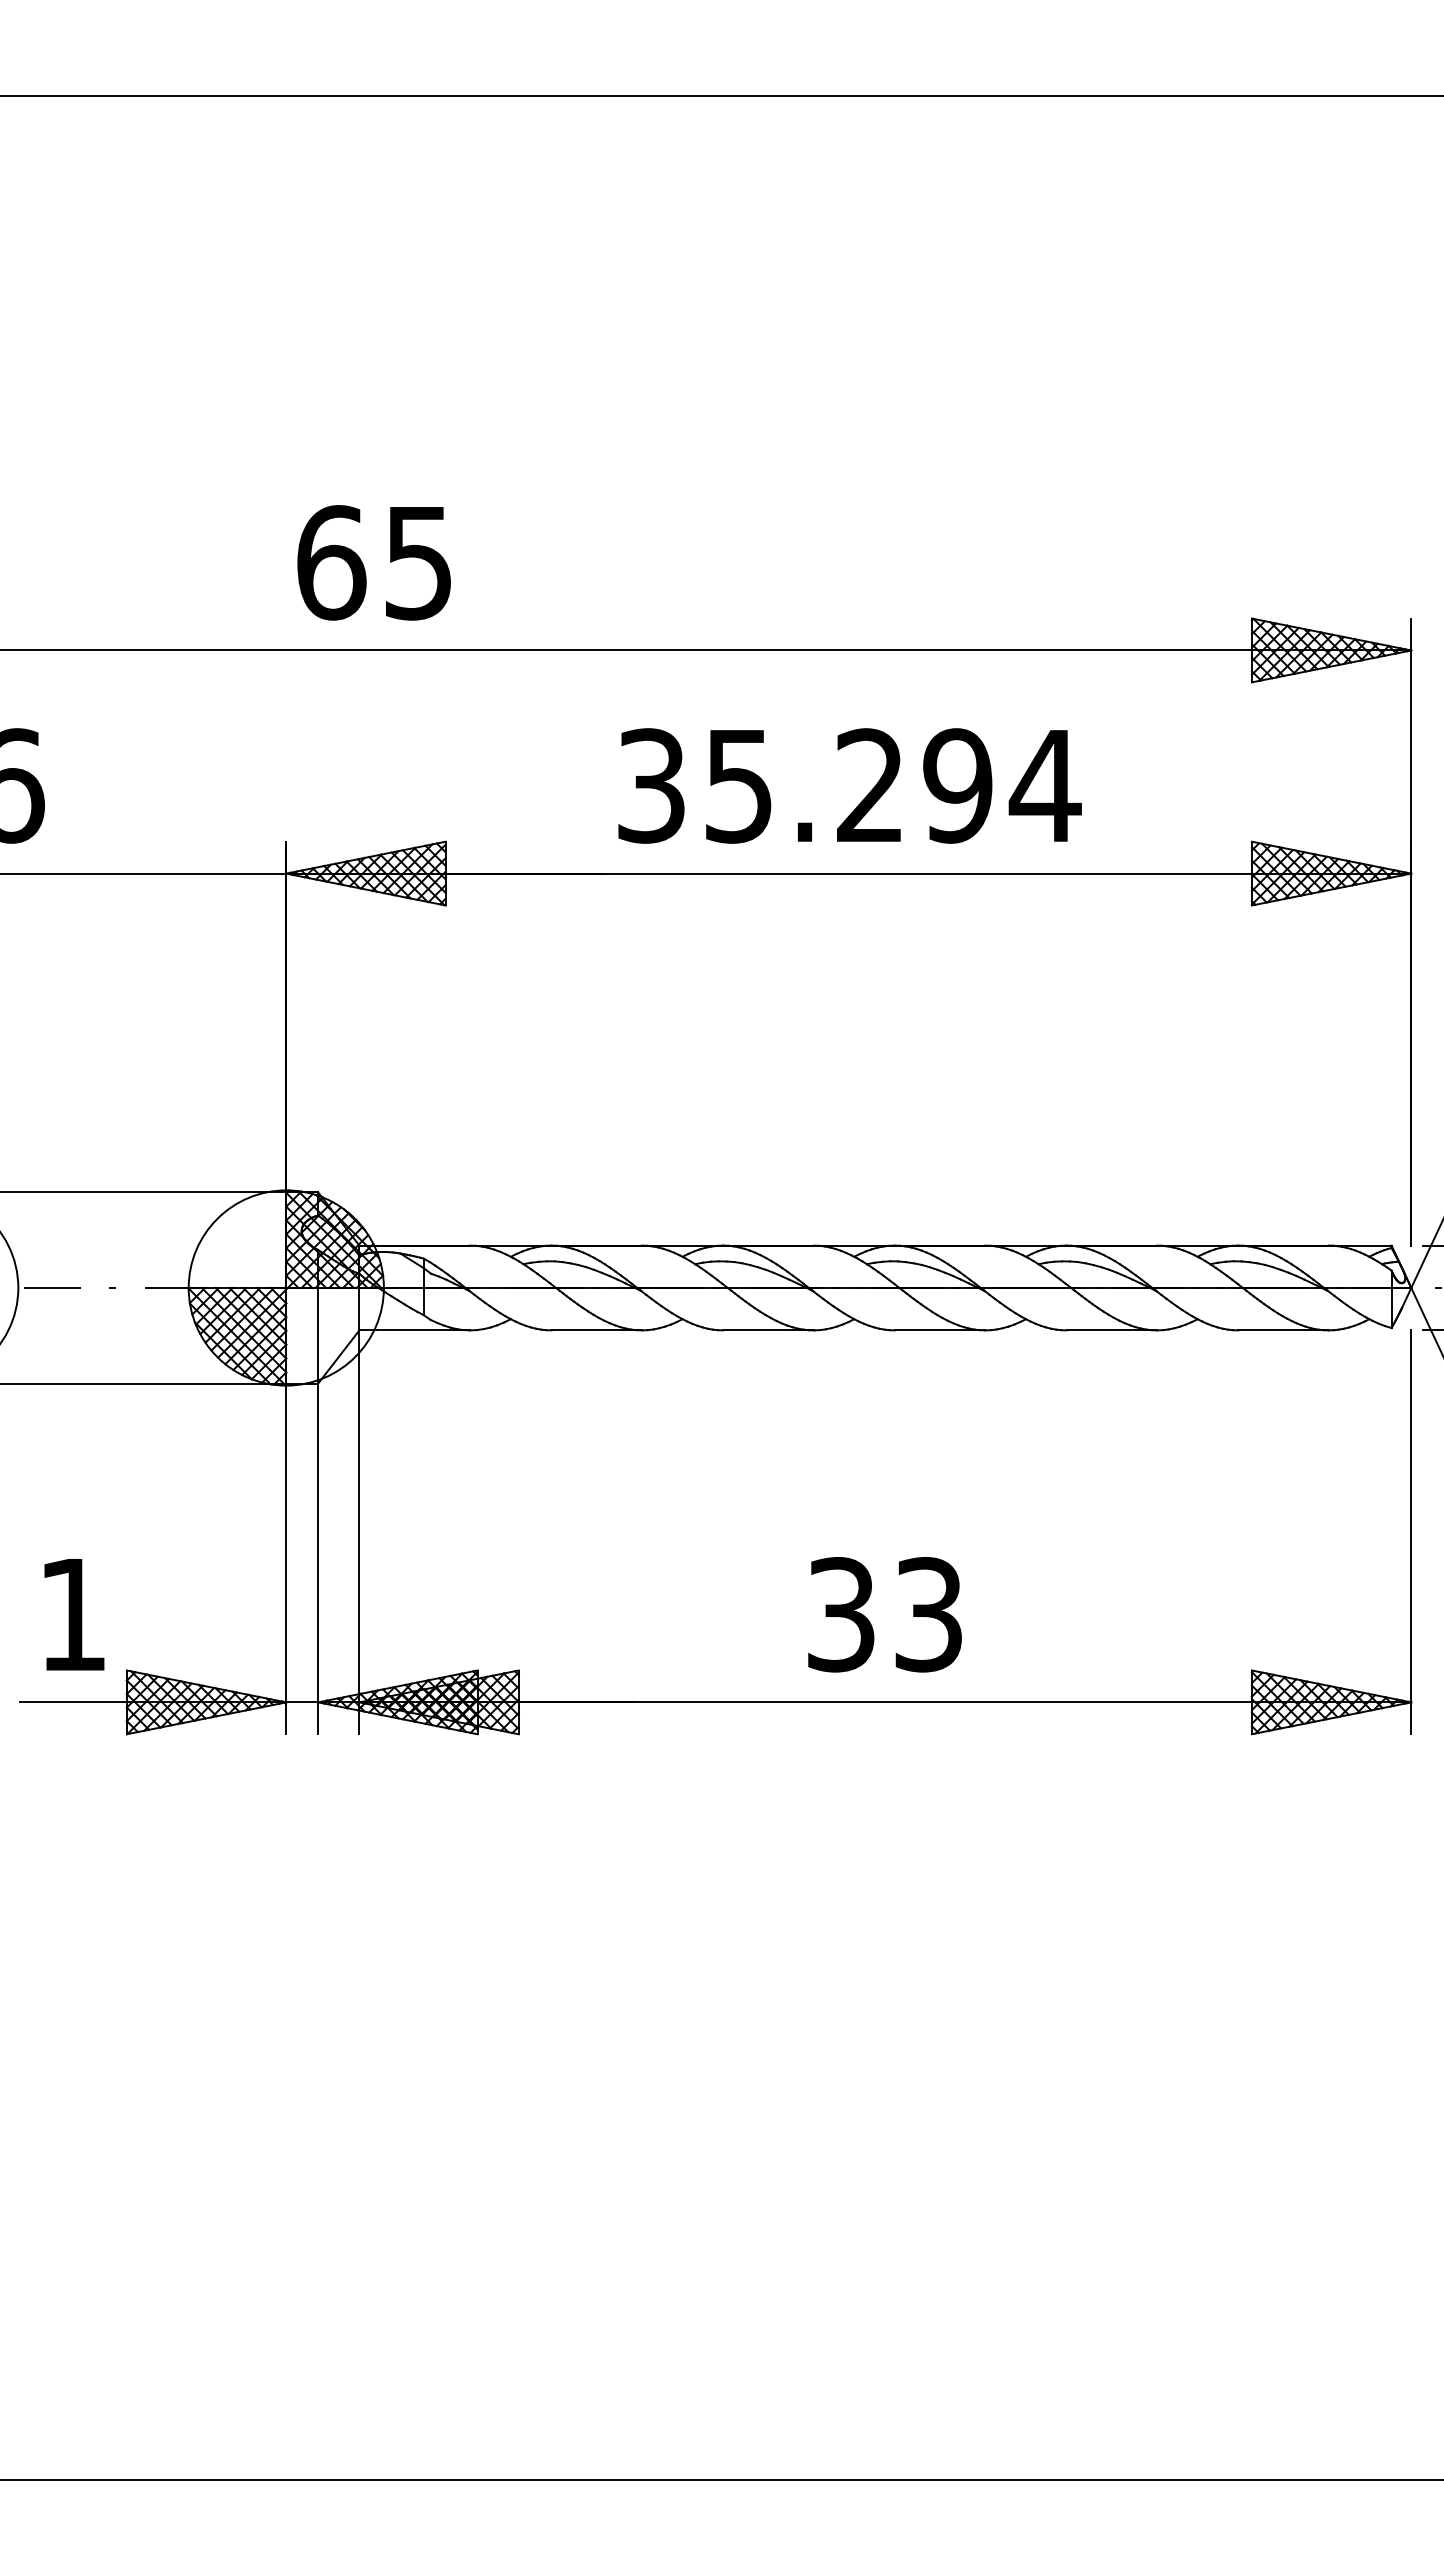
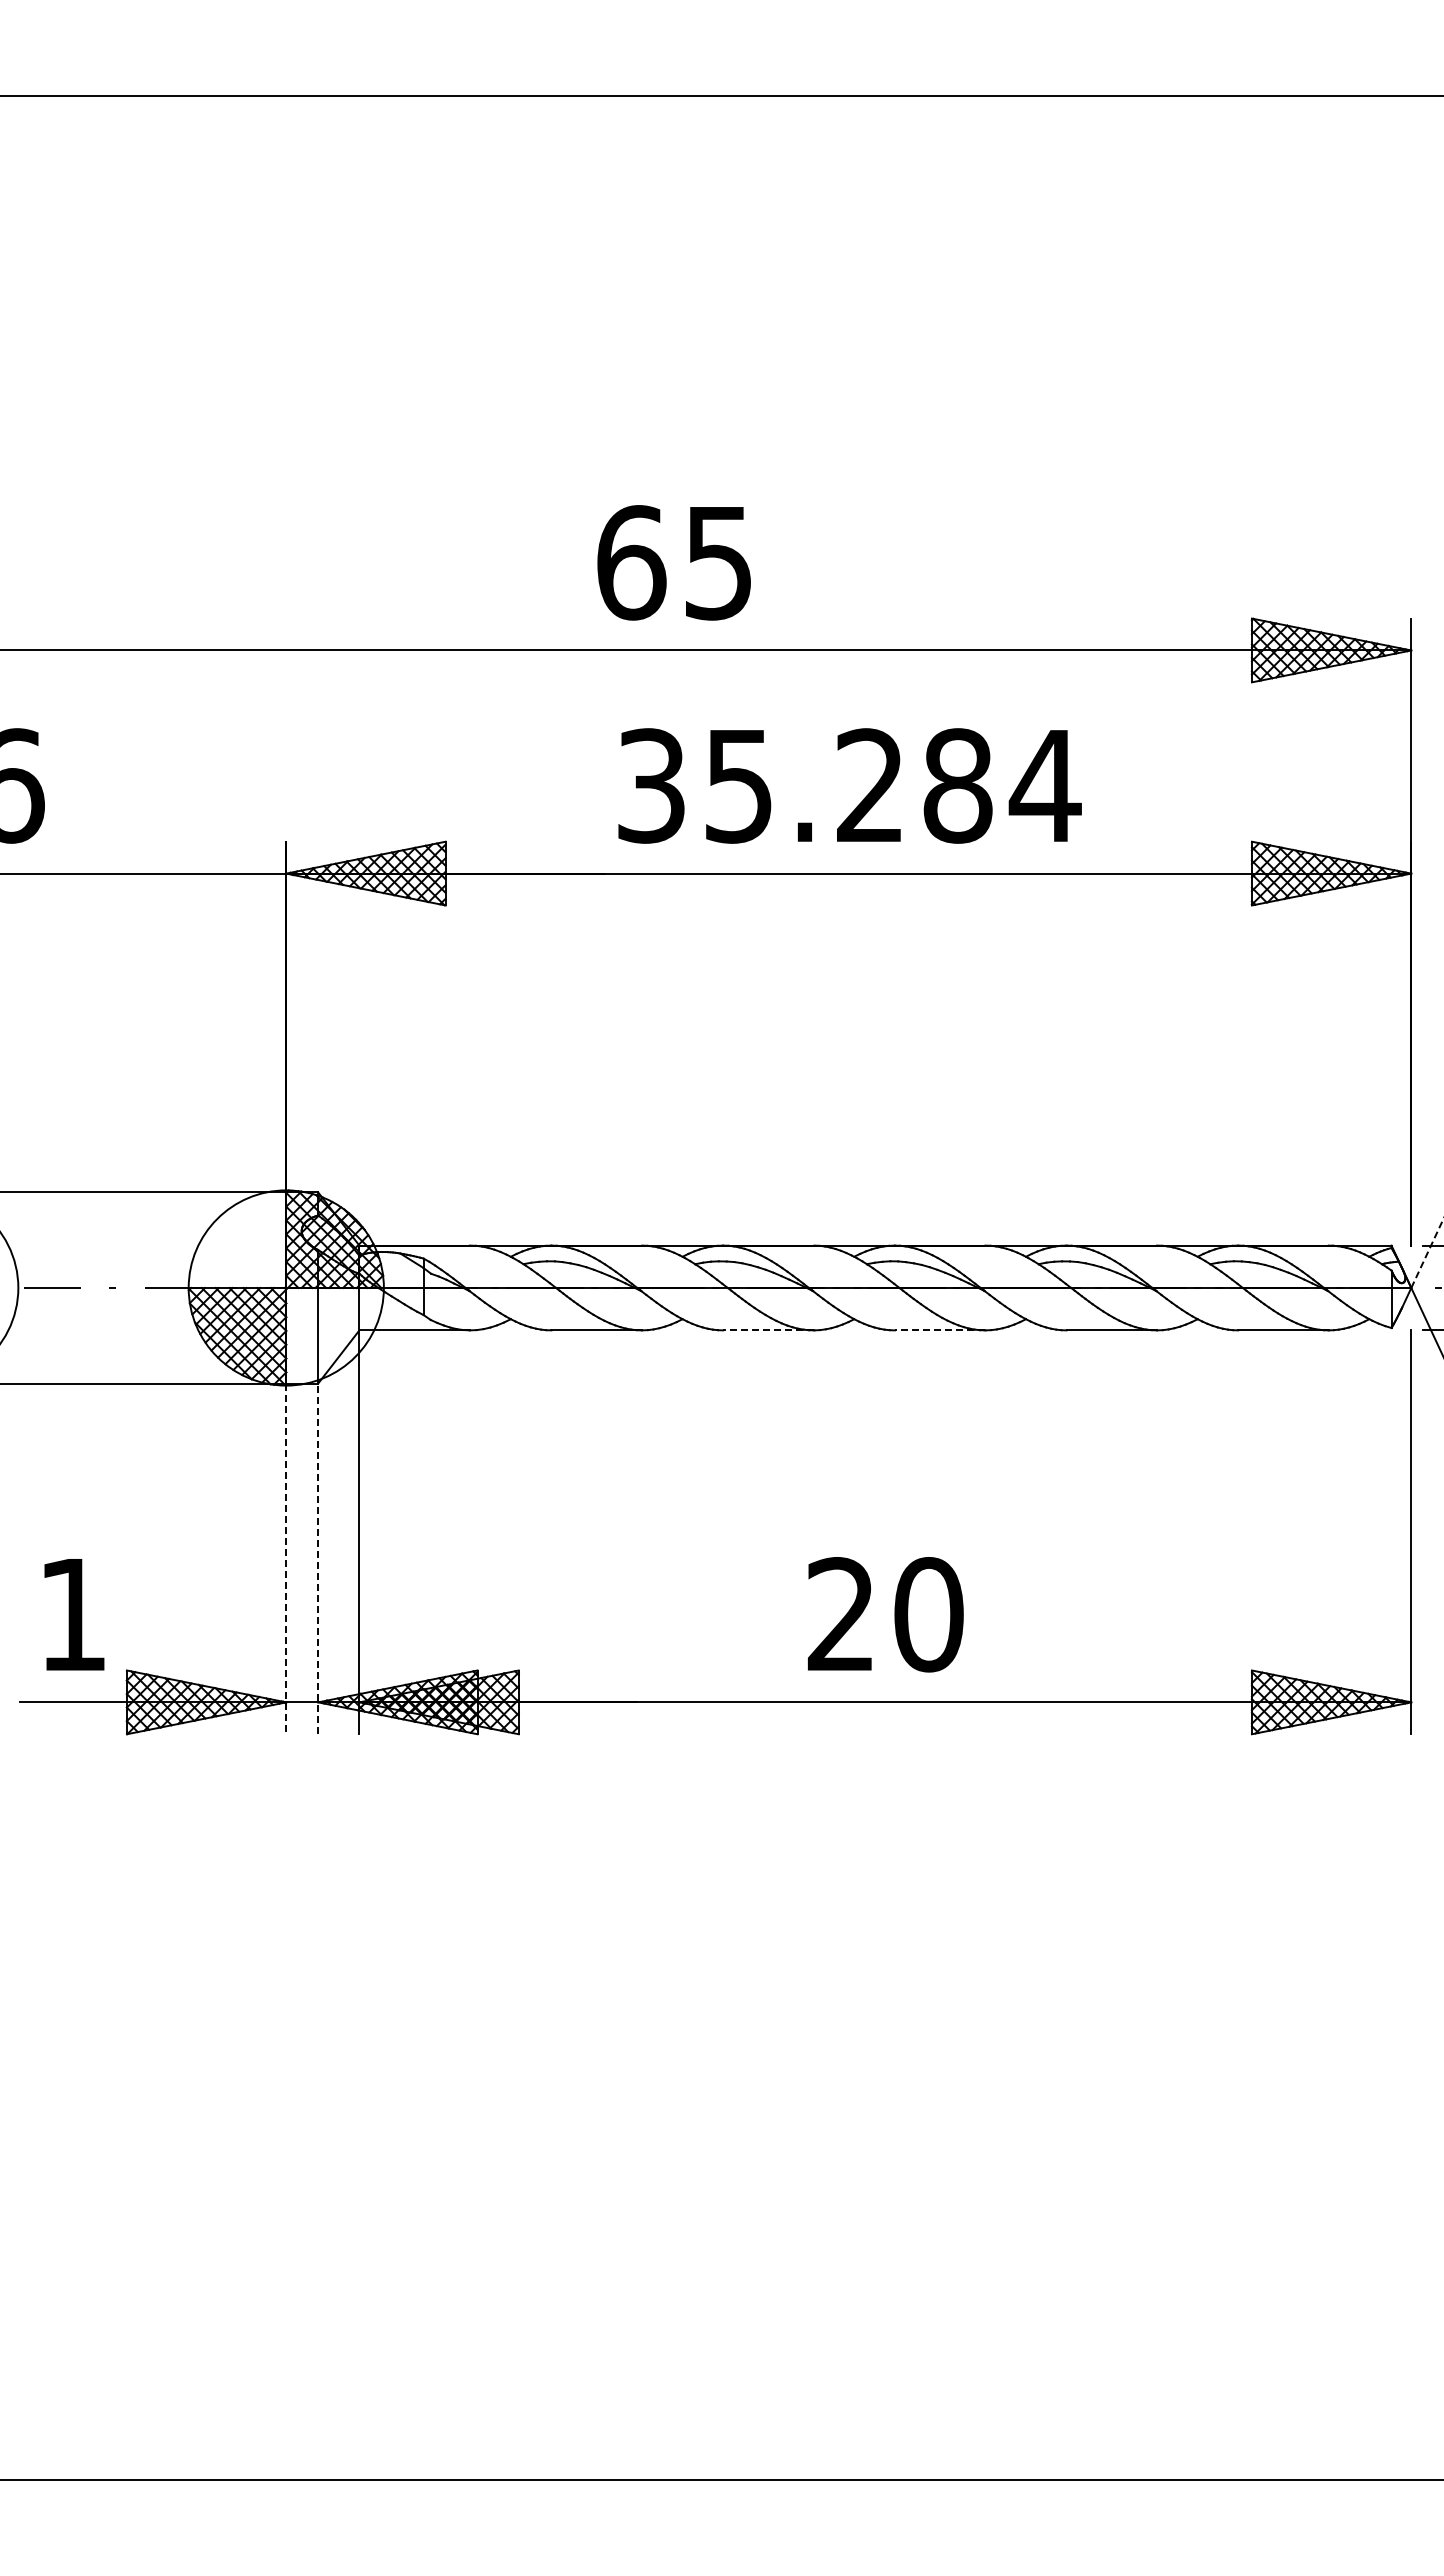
text position: (373, 562) -> (673, 562) (673, 562)
text: 35.294 -> 35.284 (957, 785)
line: solid -> dashed (1427, 1252)
line: solid -> dashed (767, 1330)
line: solid -> dashed (939, 1330)
line: solid -> dashed (318, 1558)
line: solid -> dashed (286, 1559)
text: 33 -> 20 (885, 1614)
